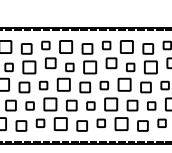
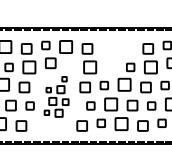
part: present -> none (117, 54)
part size: 43x70 px -> 27x42 px (56, 96)
